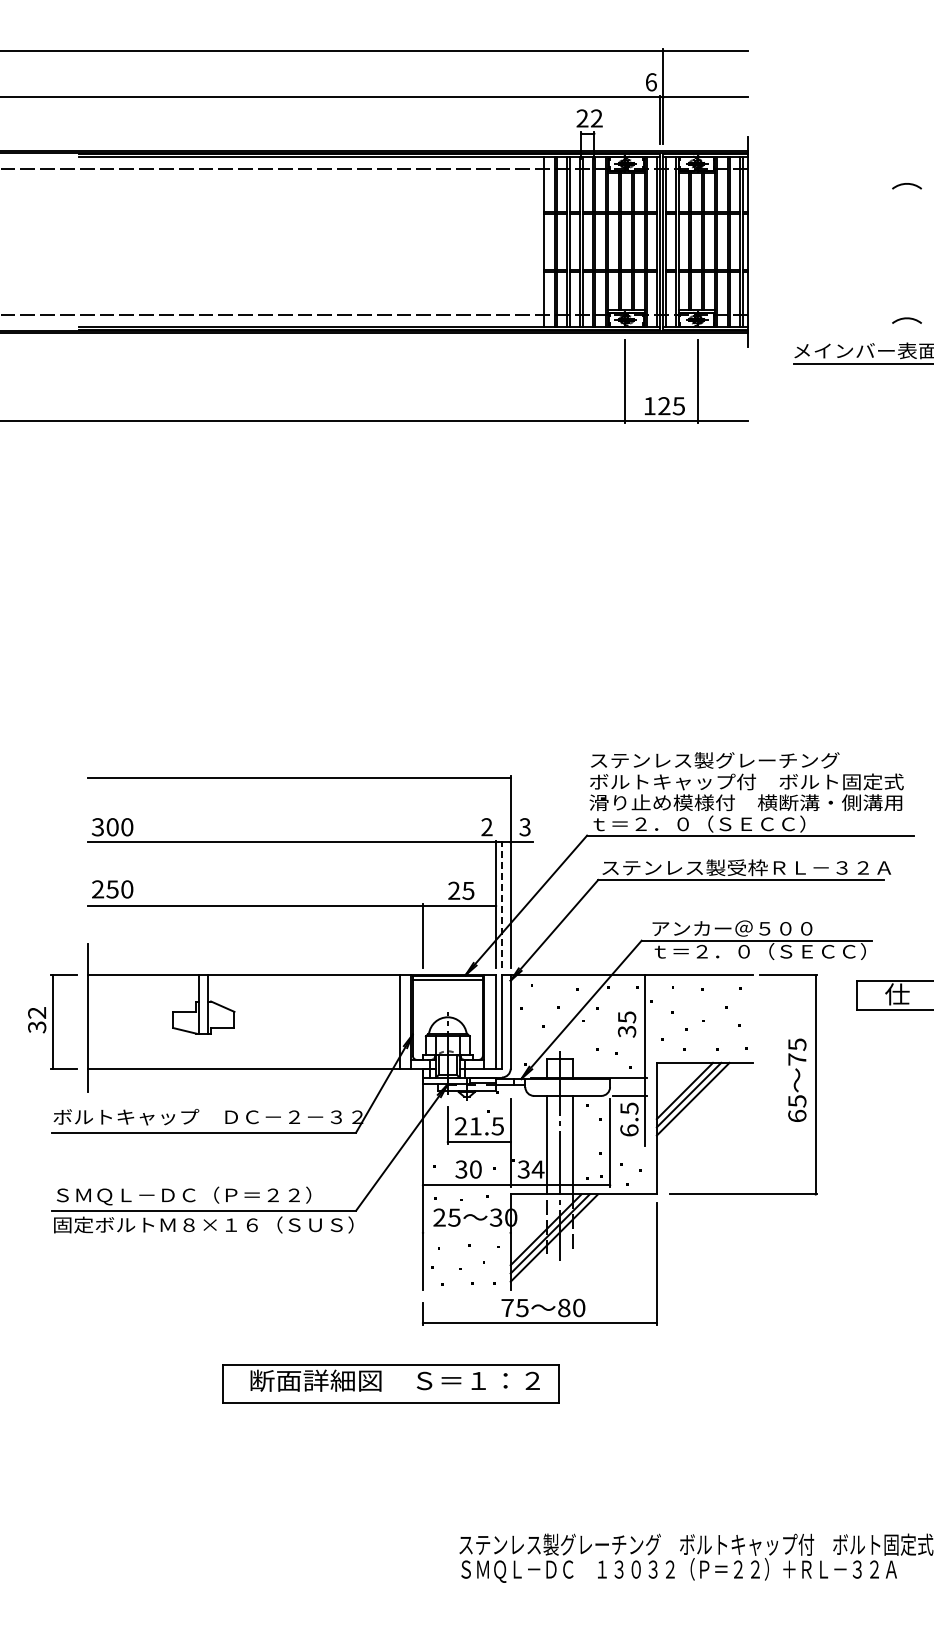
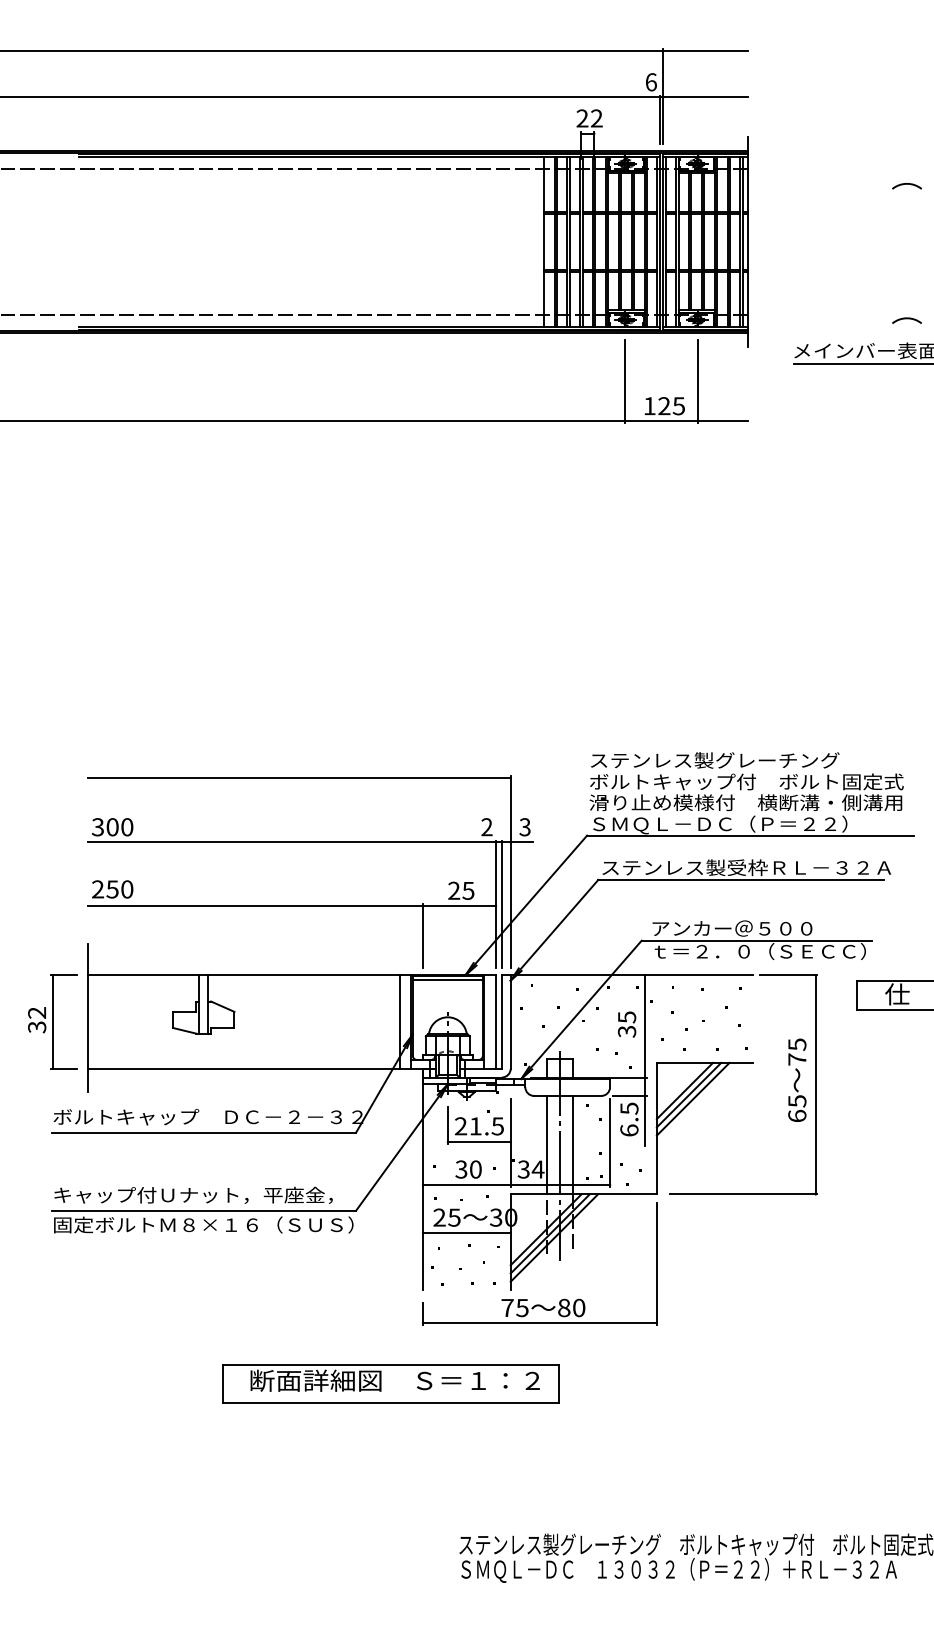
text: ｔ＝２．０（ＳＥＣＣ） -> ＳＭＱＬ－ＤＣ（Ｐ＝２２） (720, 824)
line: dashed -> solid (501, 903)
text: ＳＭＱＬ－ＤＣ（Ｐ＝２２） -> キャップ付Ｕナット，平座金， (193, 1195)
line: none -> present (466, 1232)
